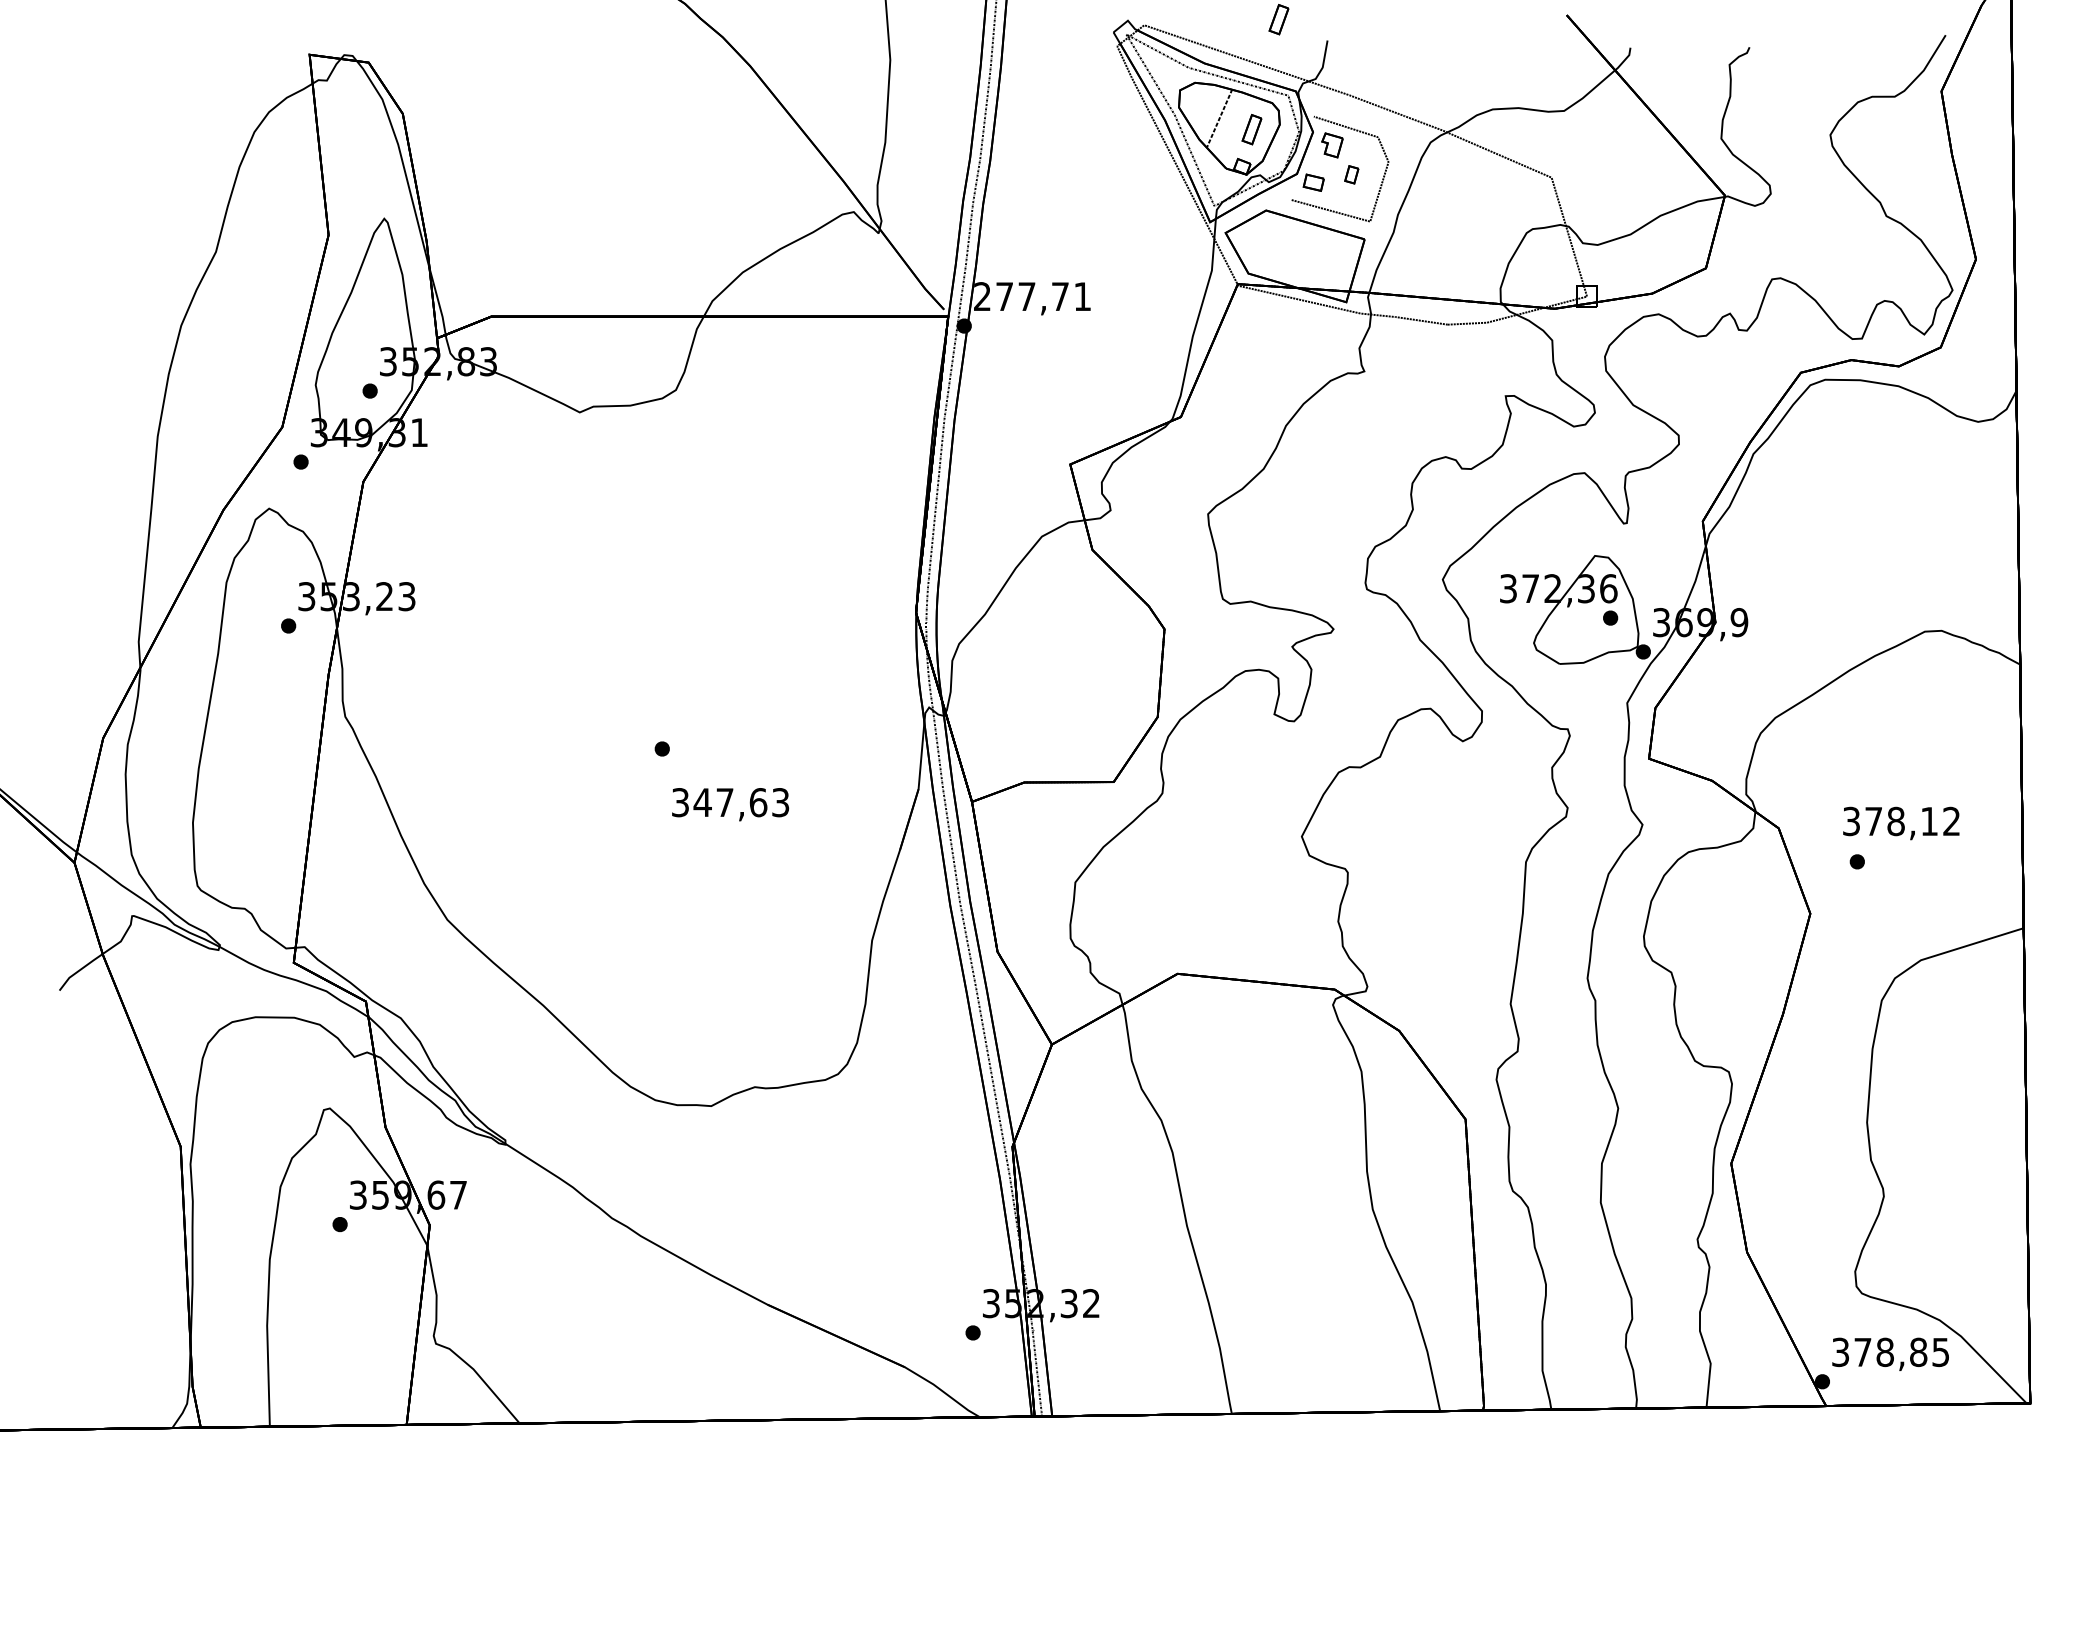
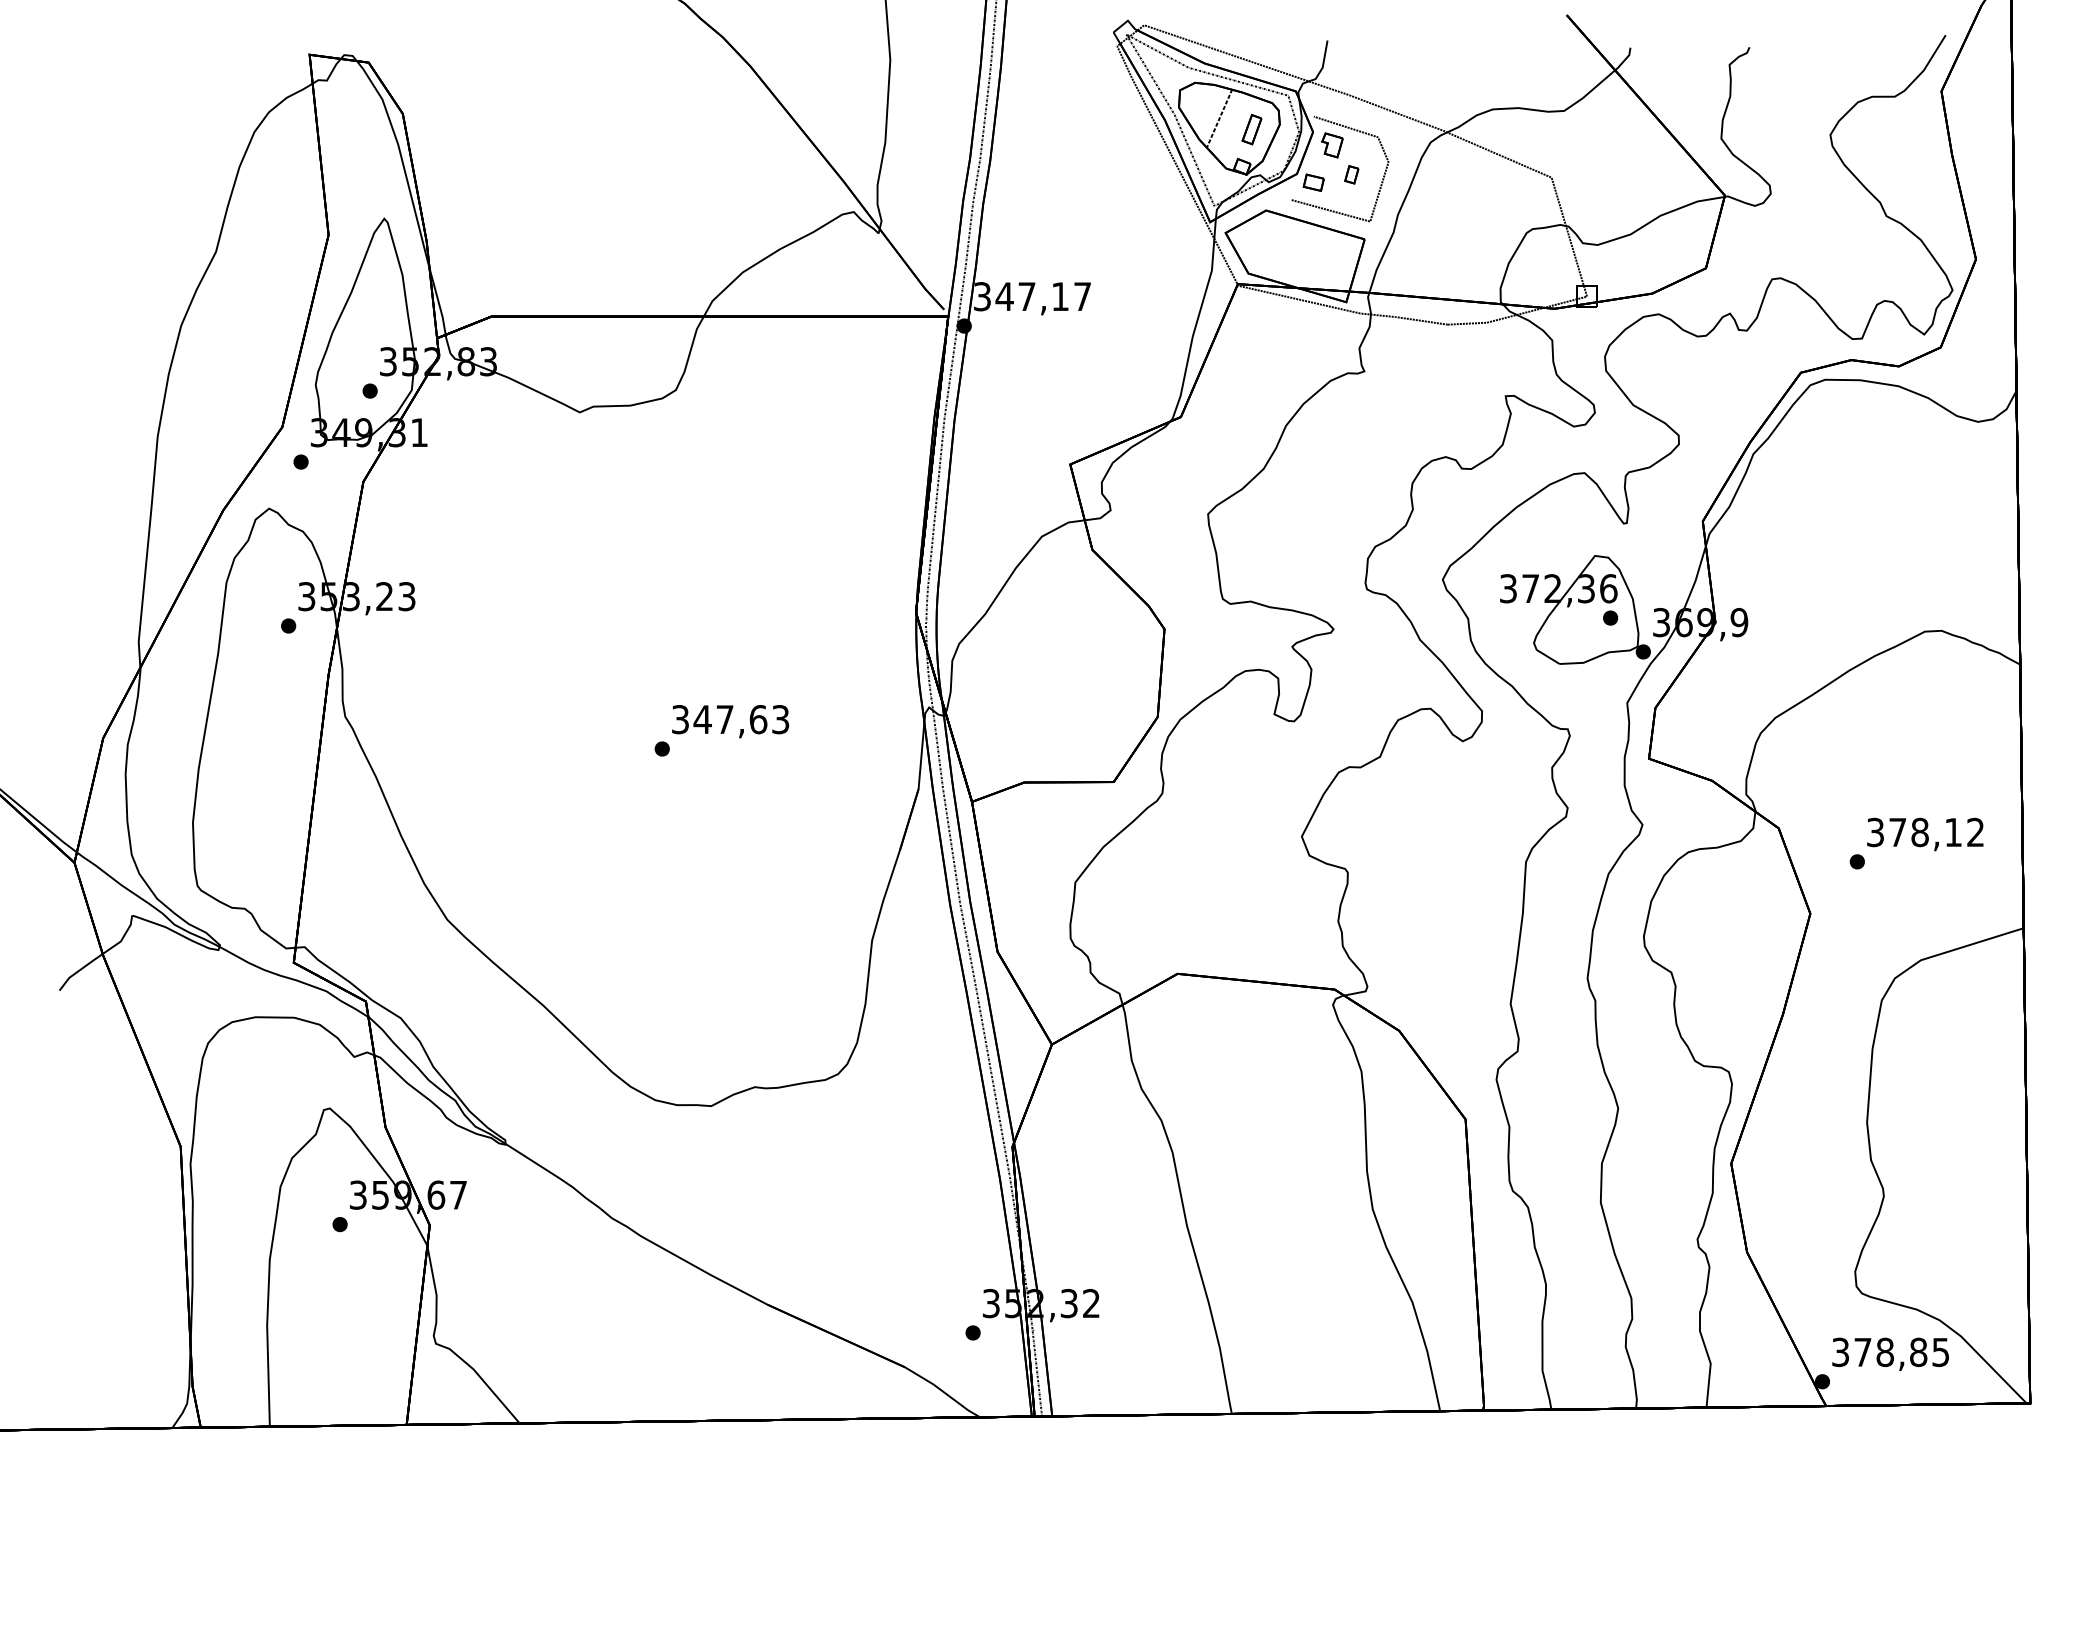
part: present -> none (1278, 19)
text: 277,71 -> 347,17 (1032, 296)
text position: (730, 804) -> (730, 721) (730, 721)
text position: (1901, 823) -> (1925, 834) (1925, 834)
